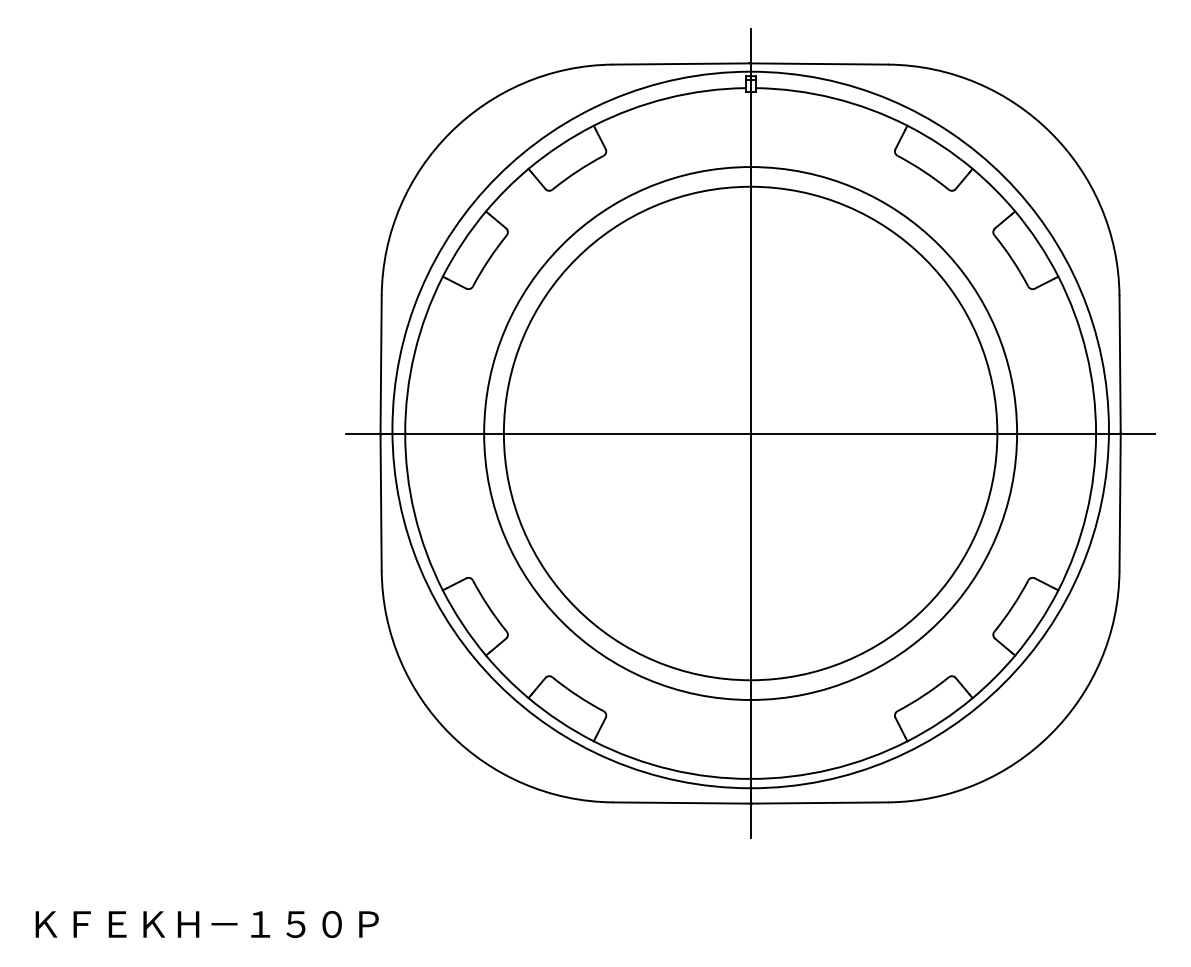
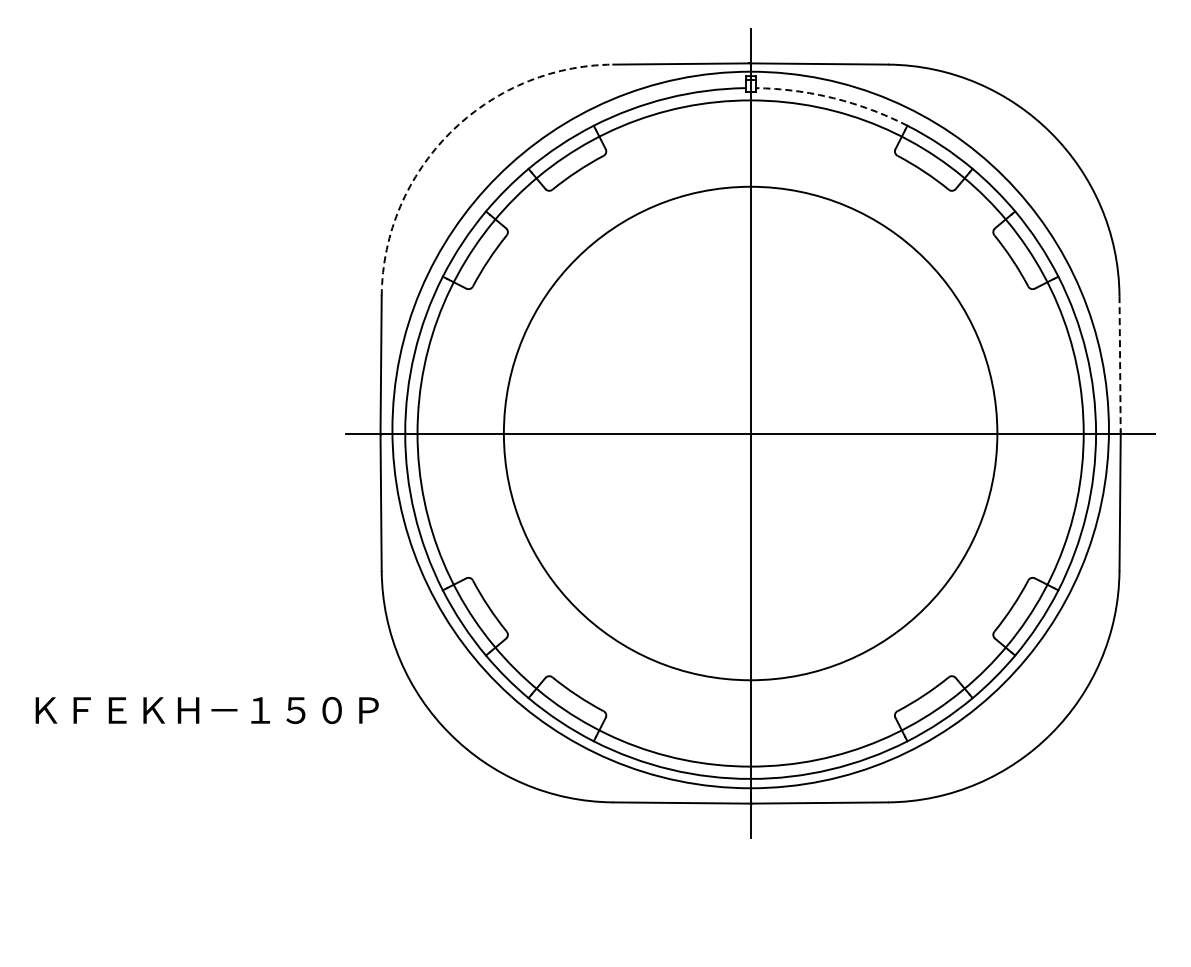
arc: solid -> dashed (833, 98)
arc: solid -> dashed (450, 133)
line: solid -> dashed (1120, 364)
circle diameter: 533 px -> 666 px (750, 433)
text position: (206, 924) -> (206, 710) (206, 710)
